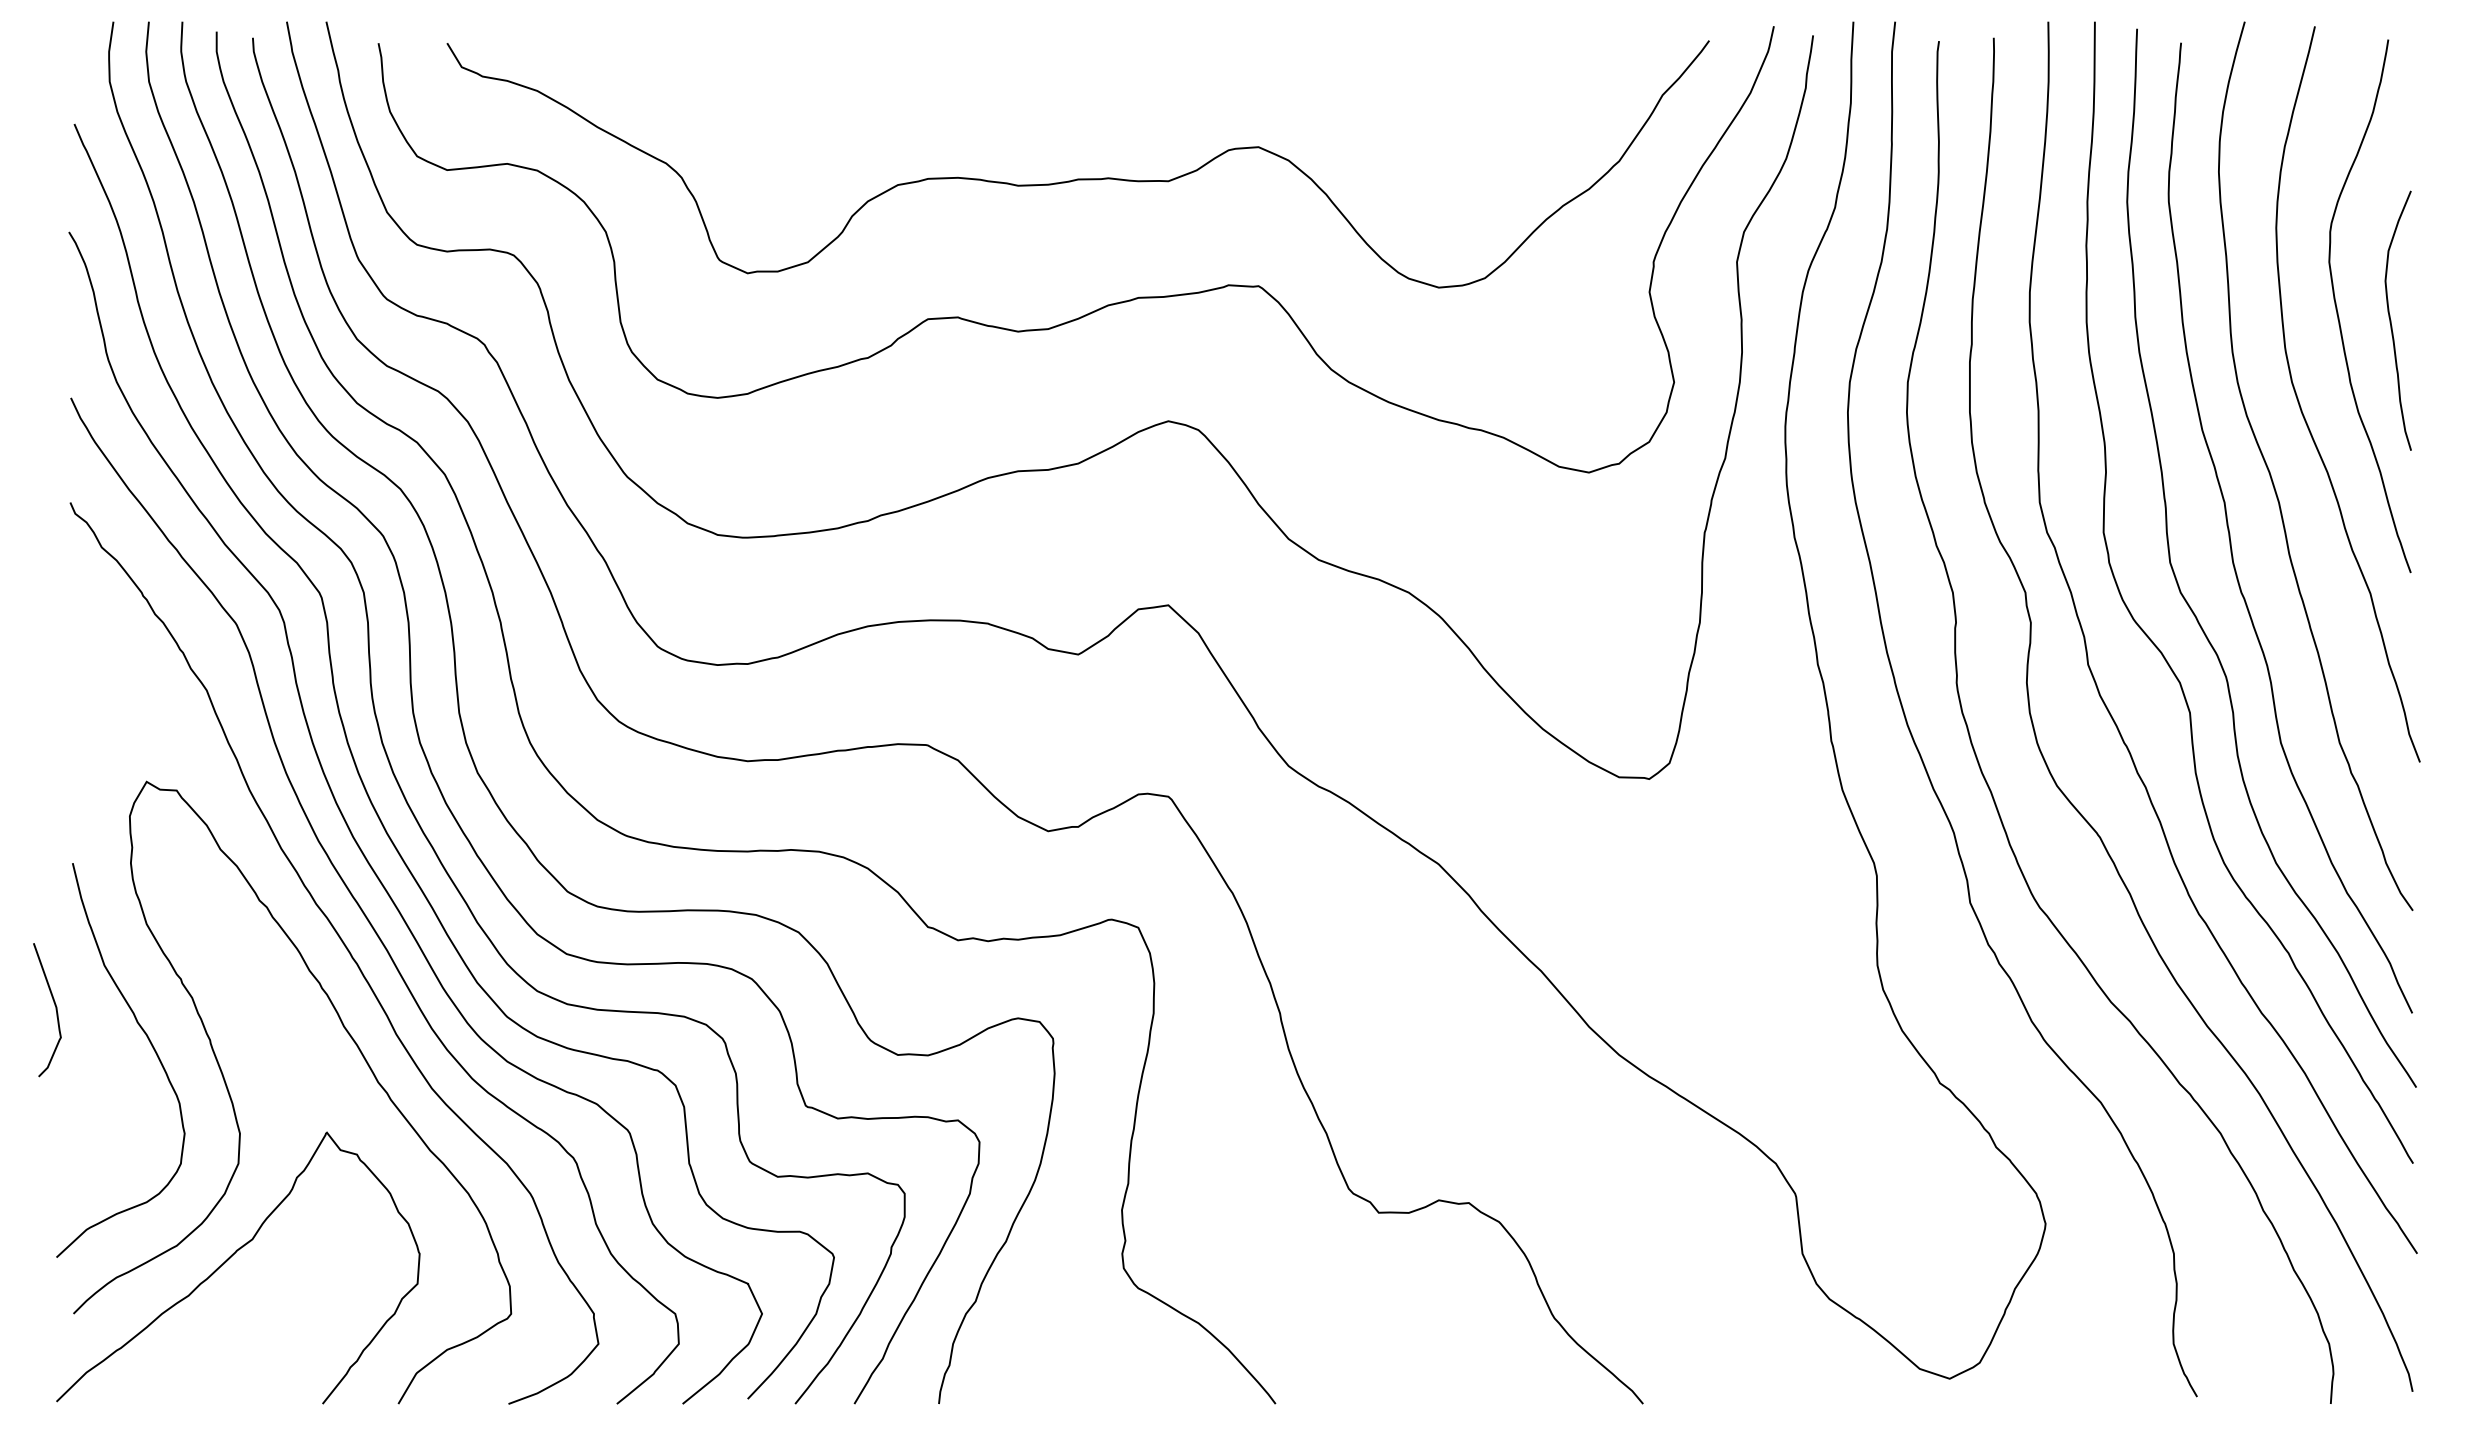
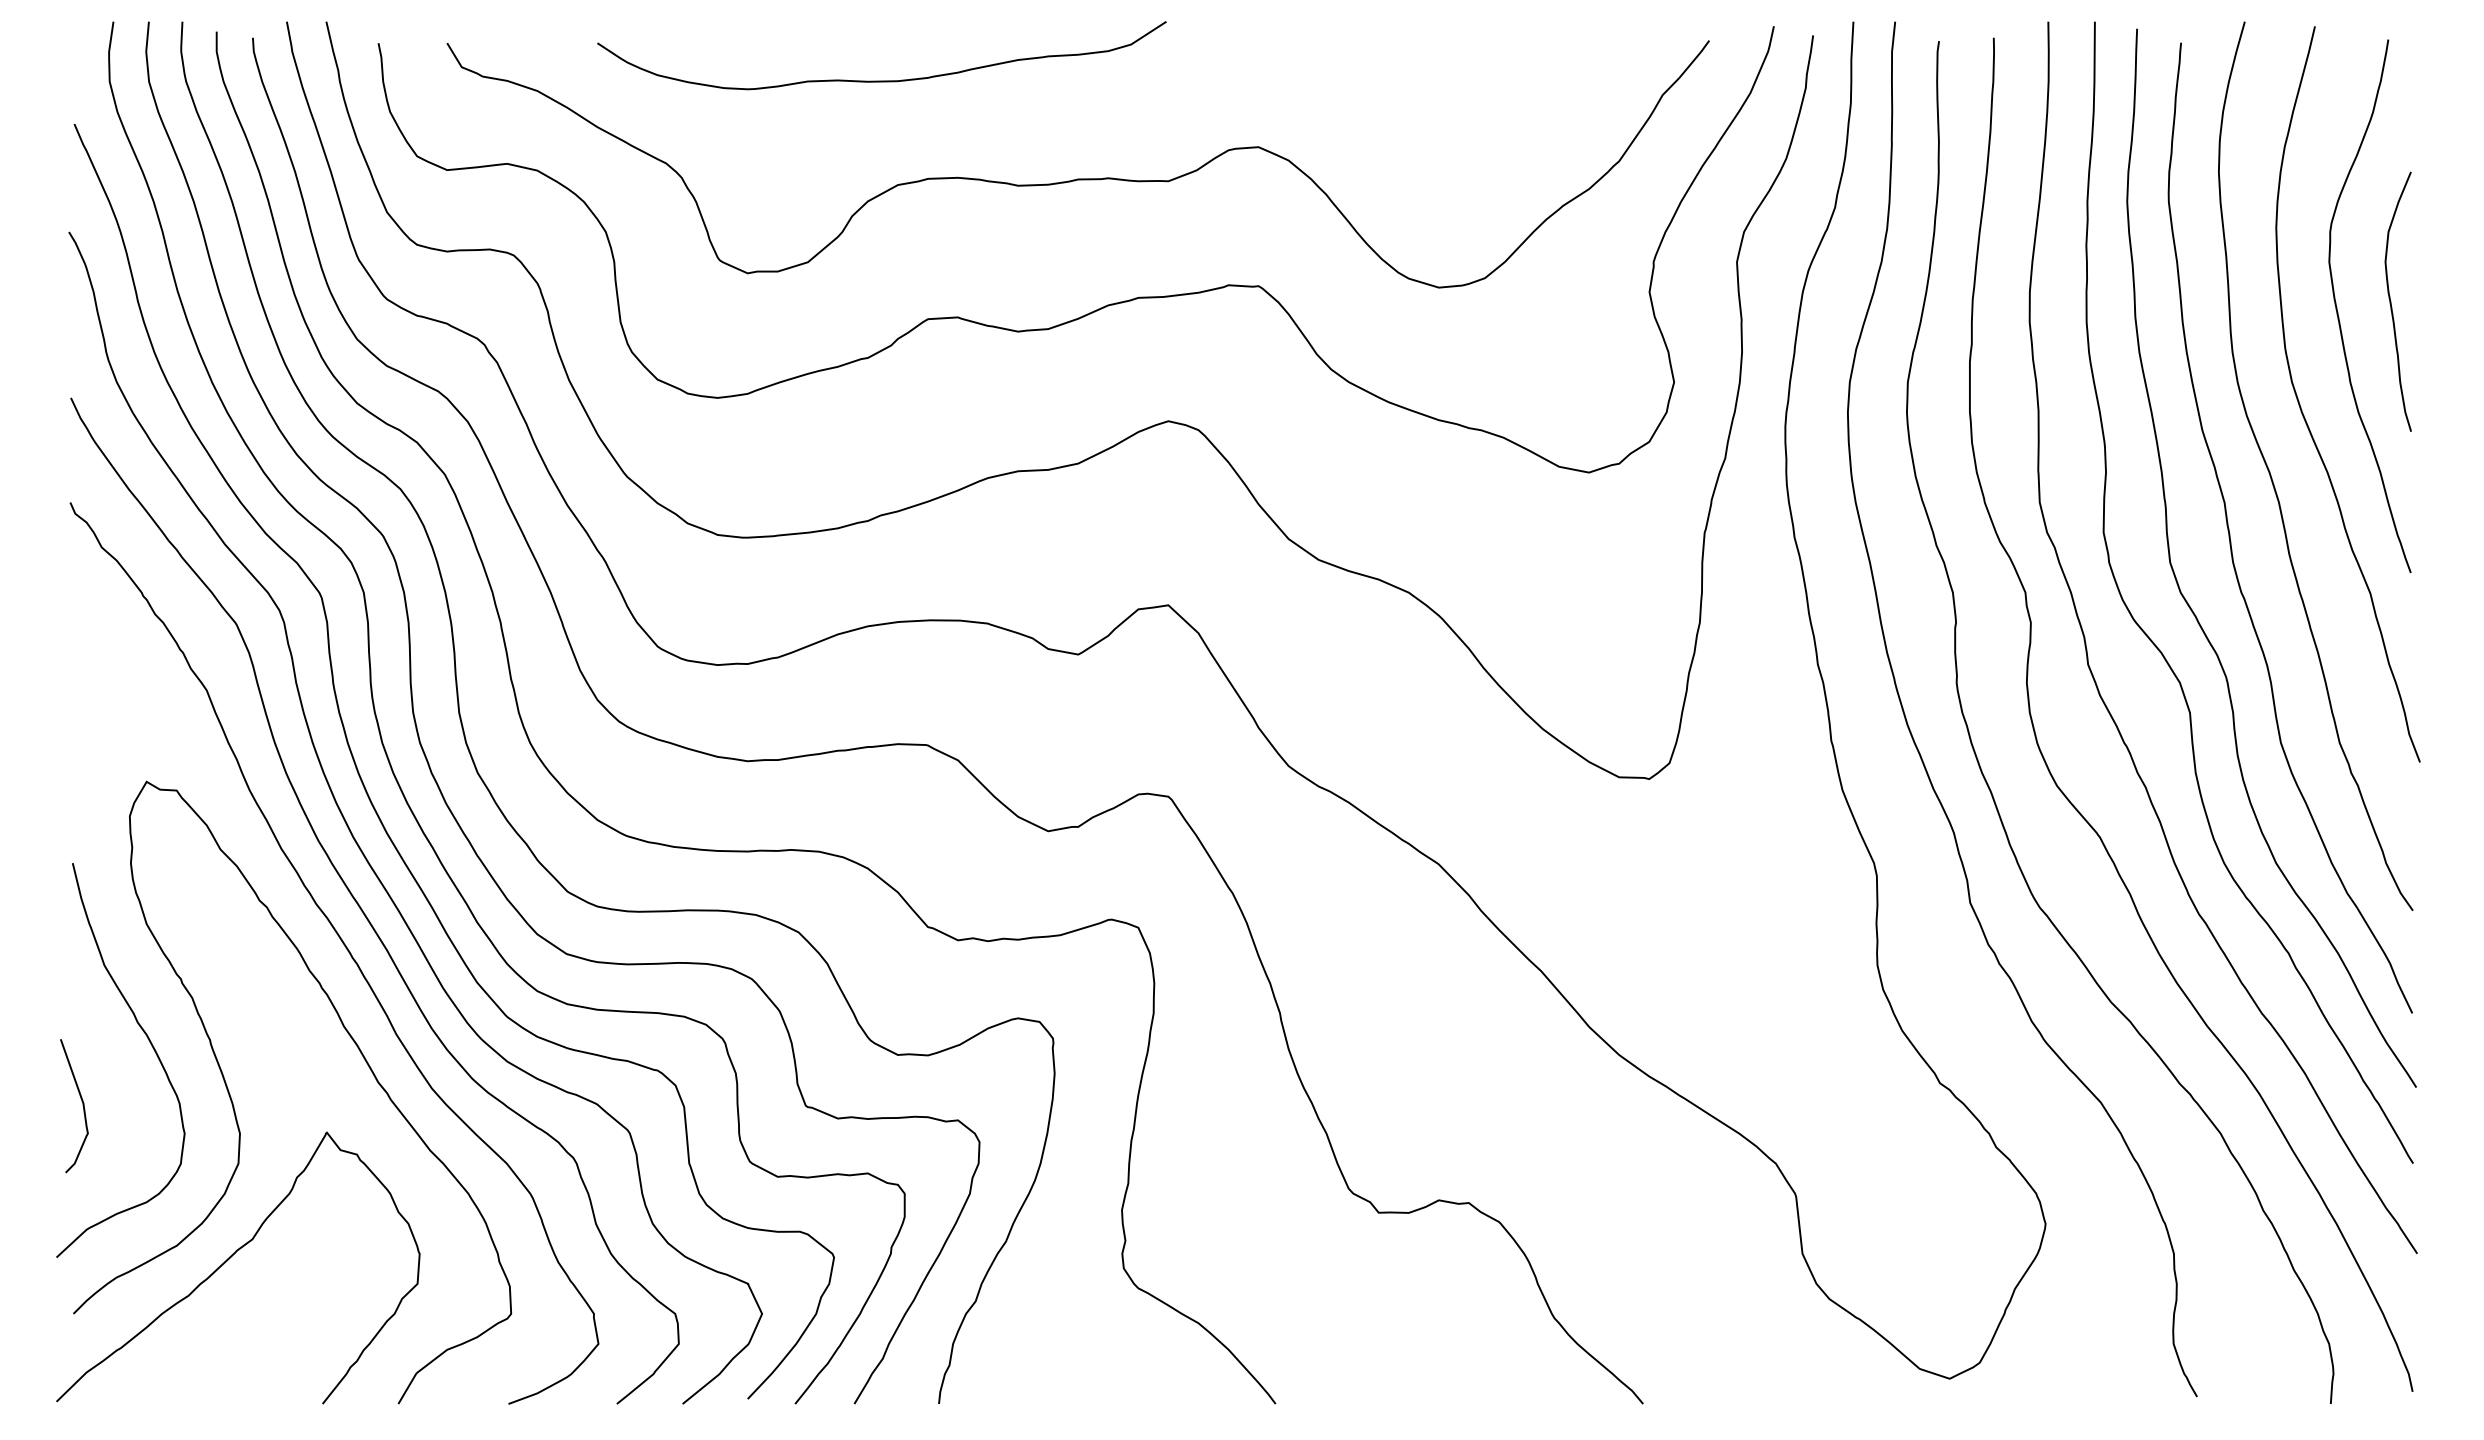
curve: none -> present (881, 80)
curve position: (2391, 320) -> (2391, 301) (2391, 301)
curve position: (55, 1010) -> (82, 1106) (82, 1106)
